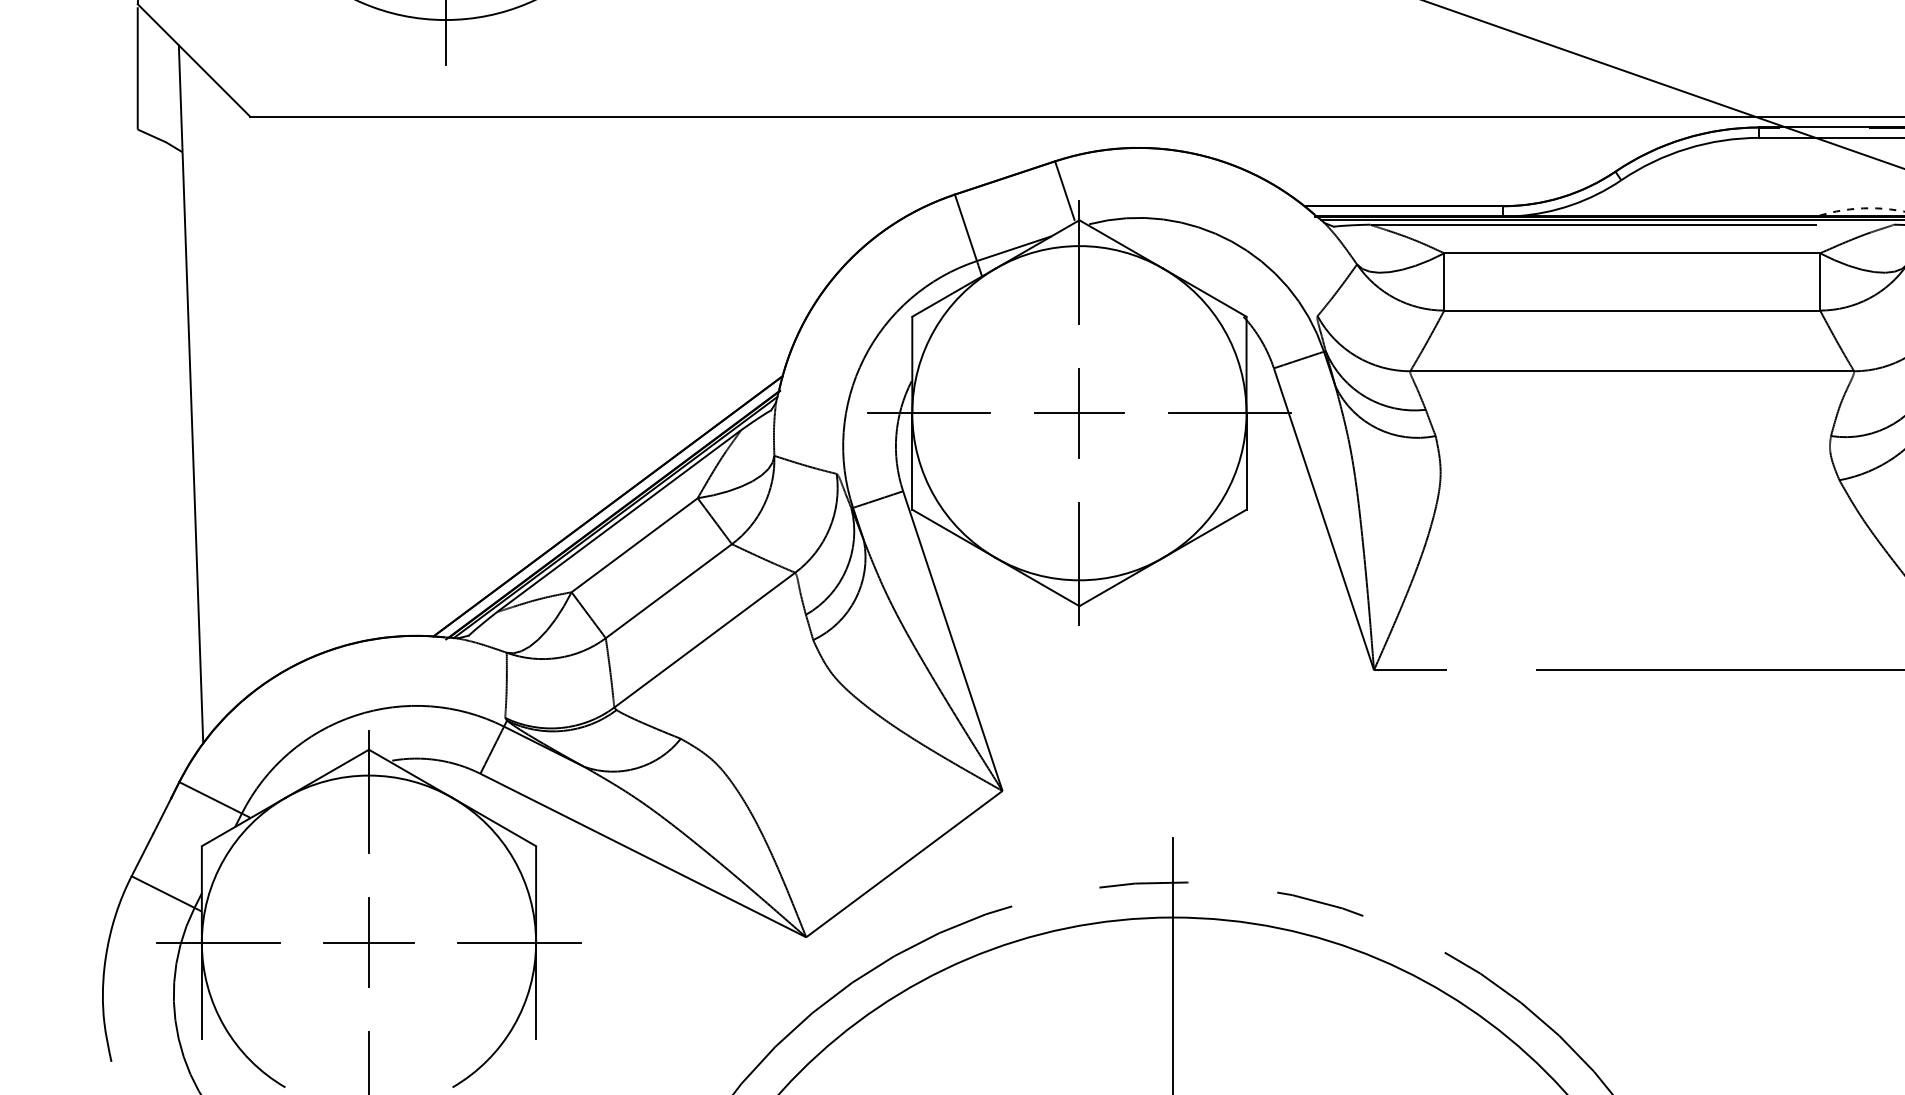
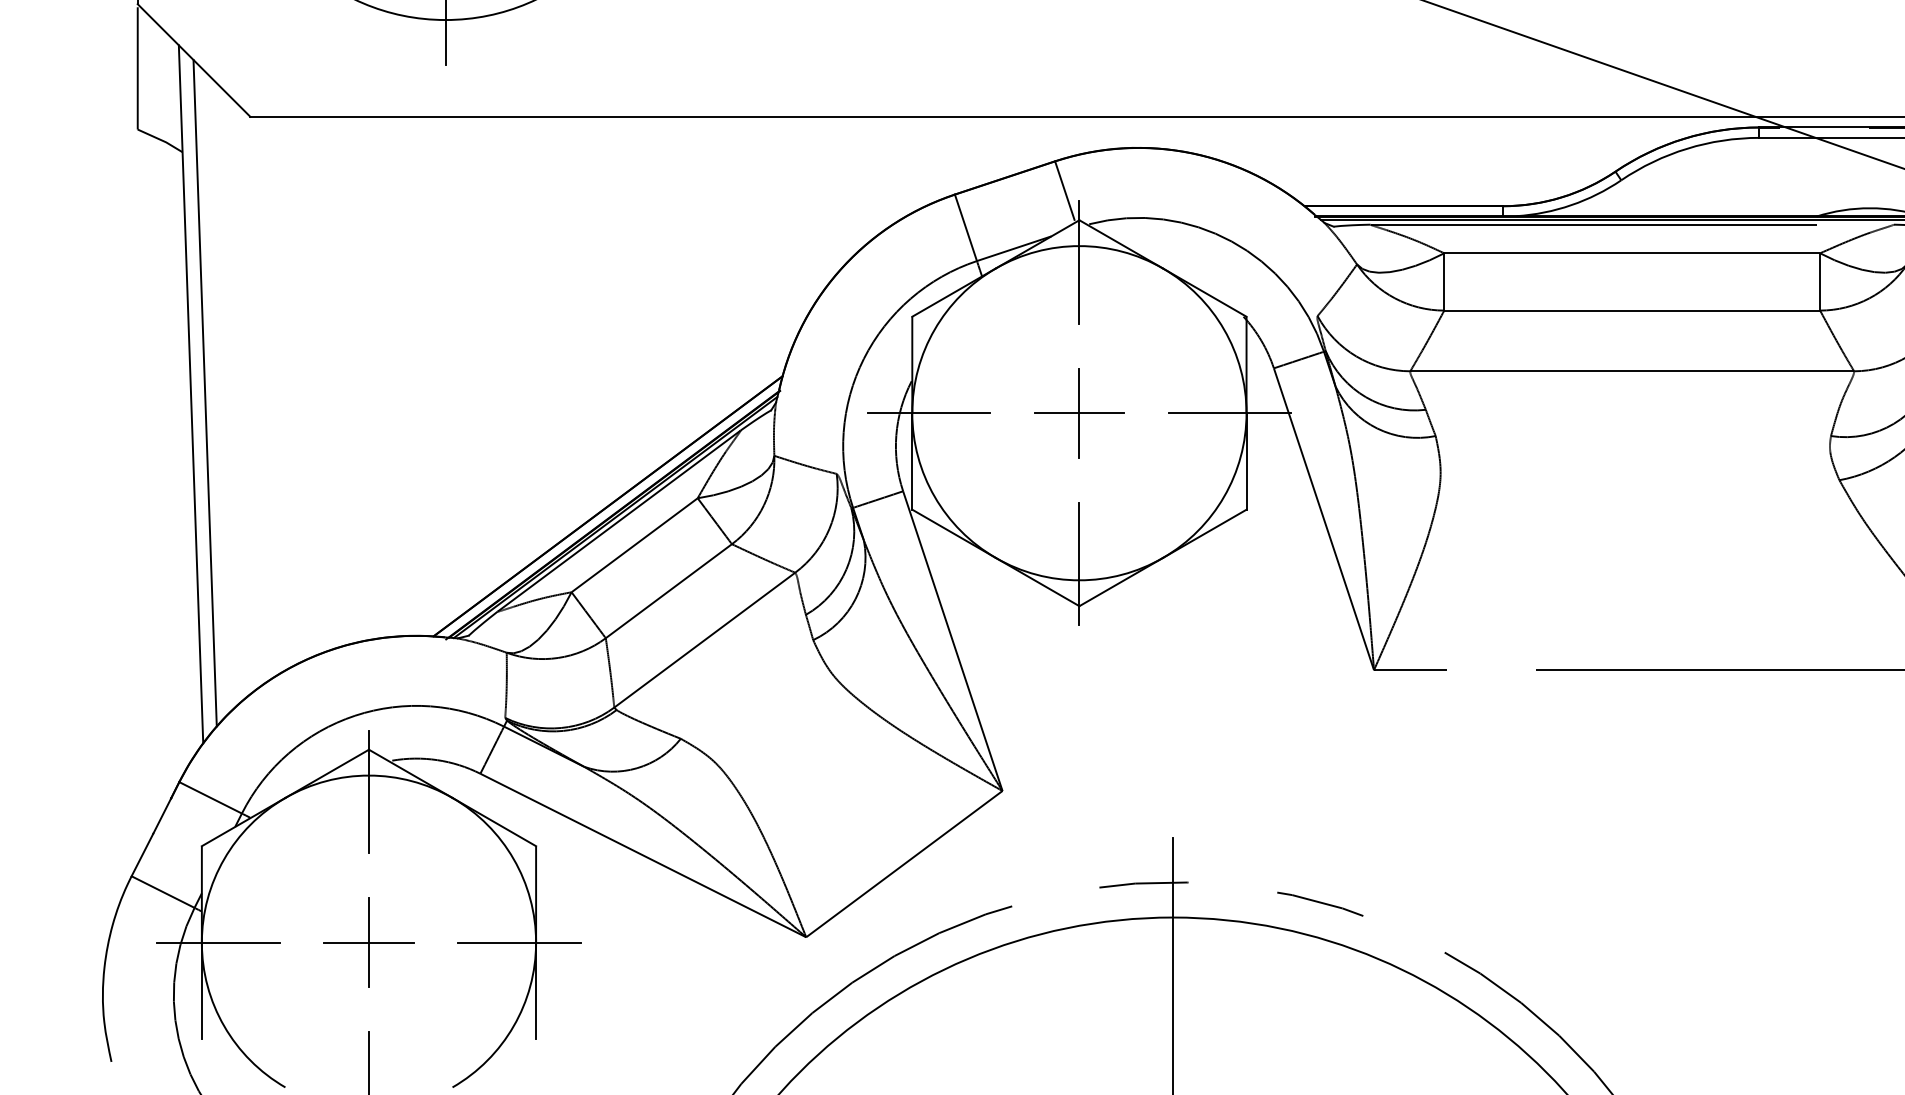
arc: dashed -> solid (1860, 208)
line: none -> present (204, 392)
